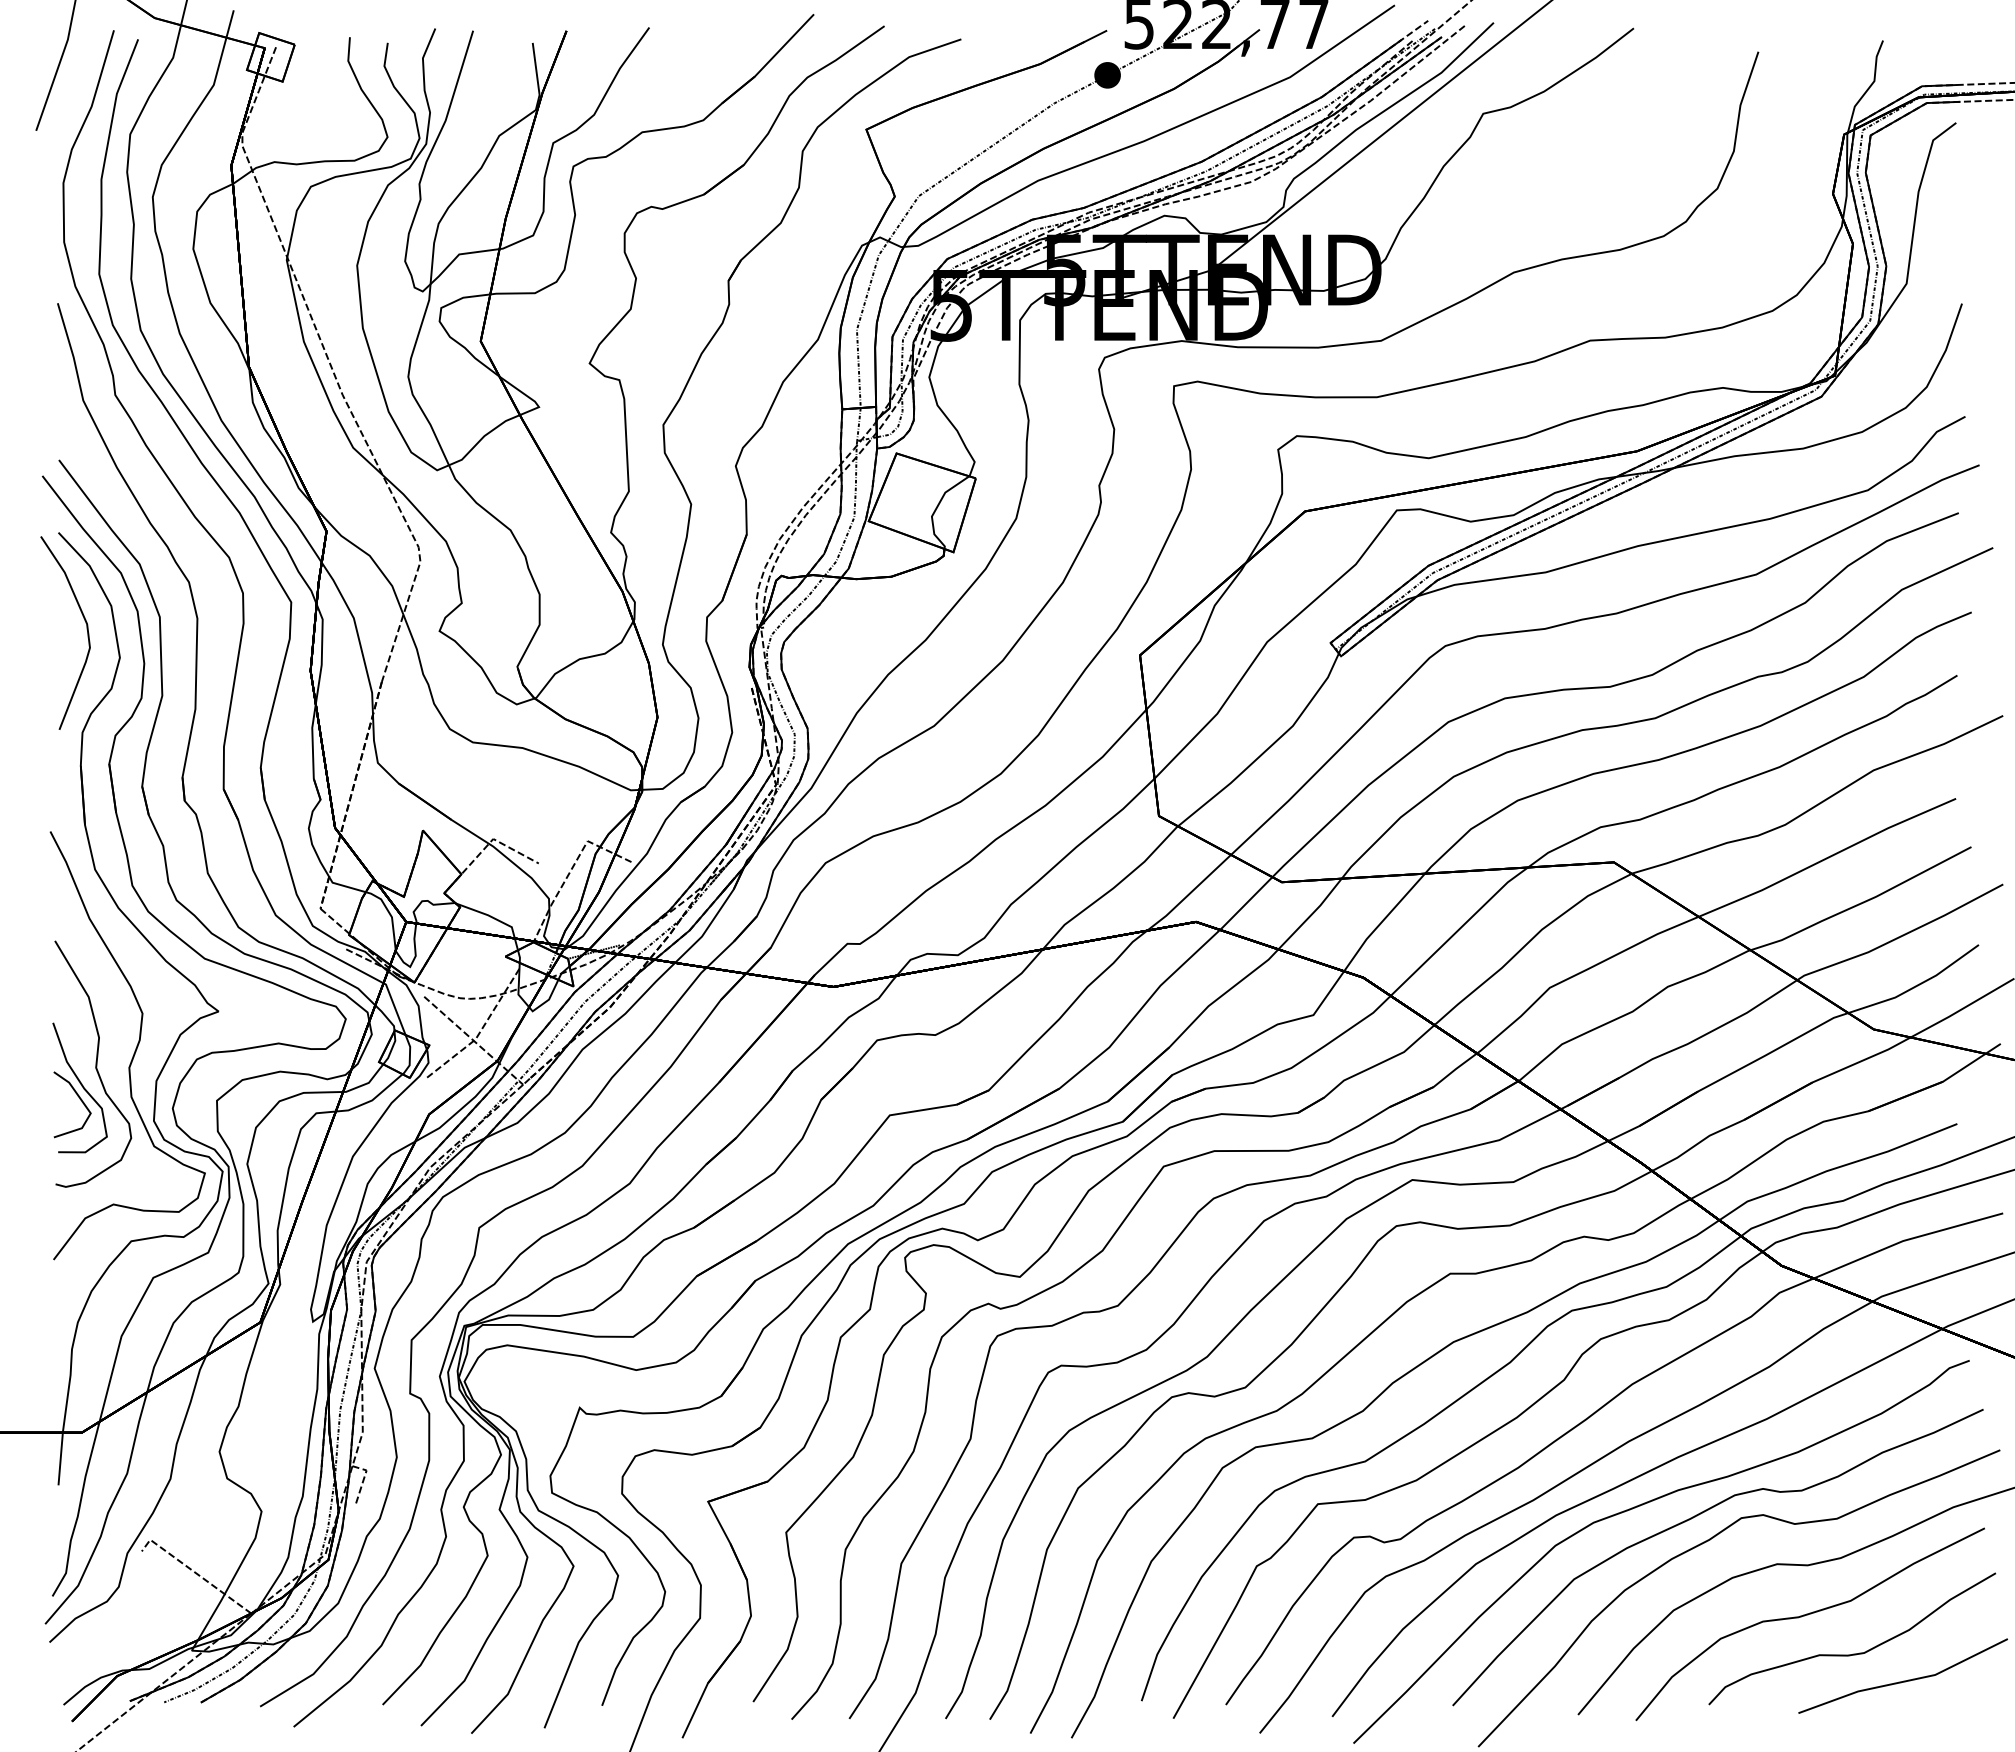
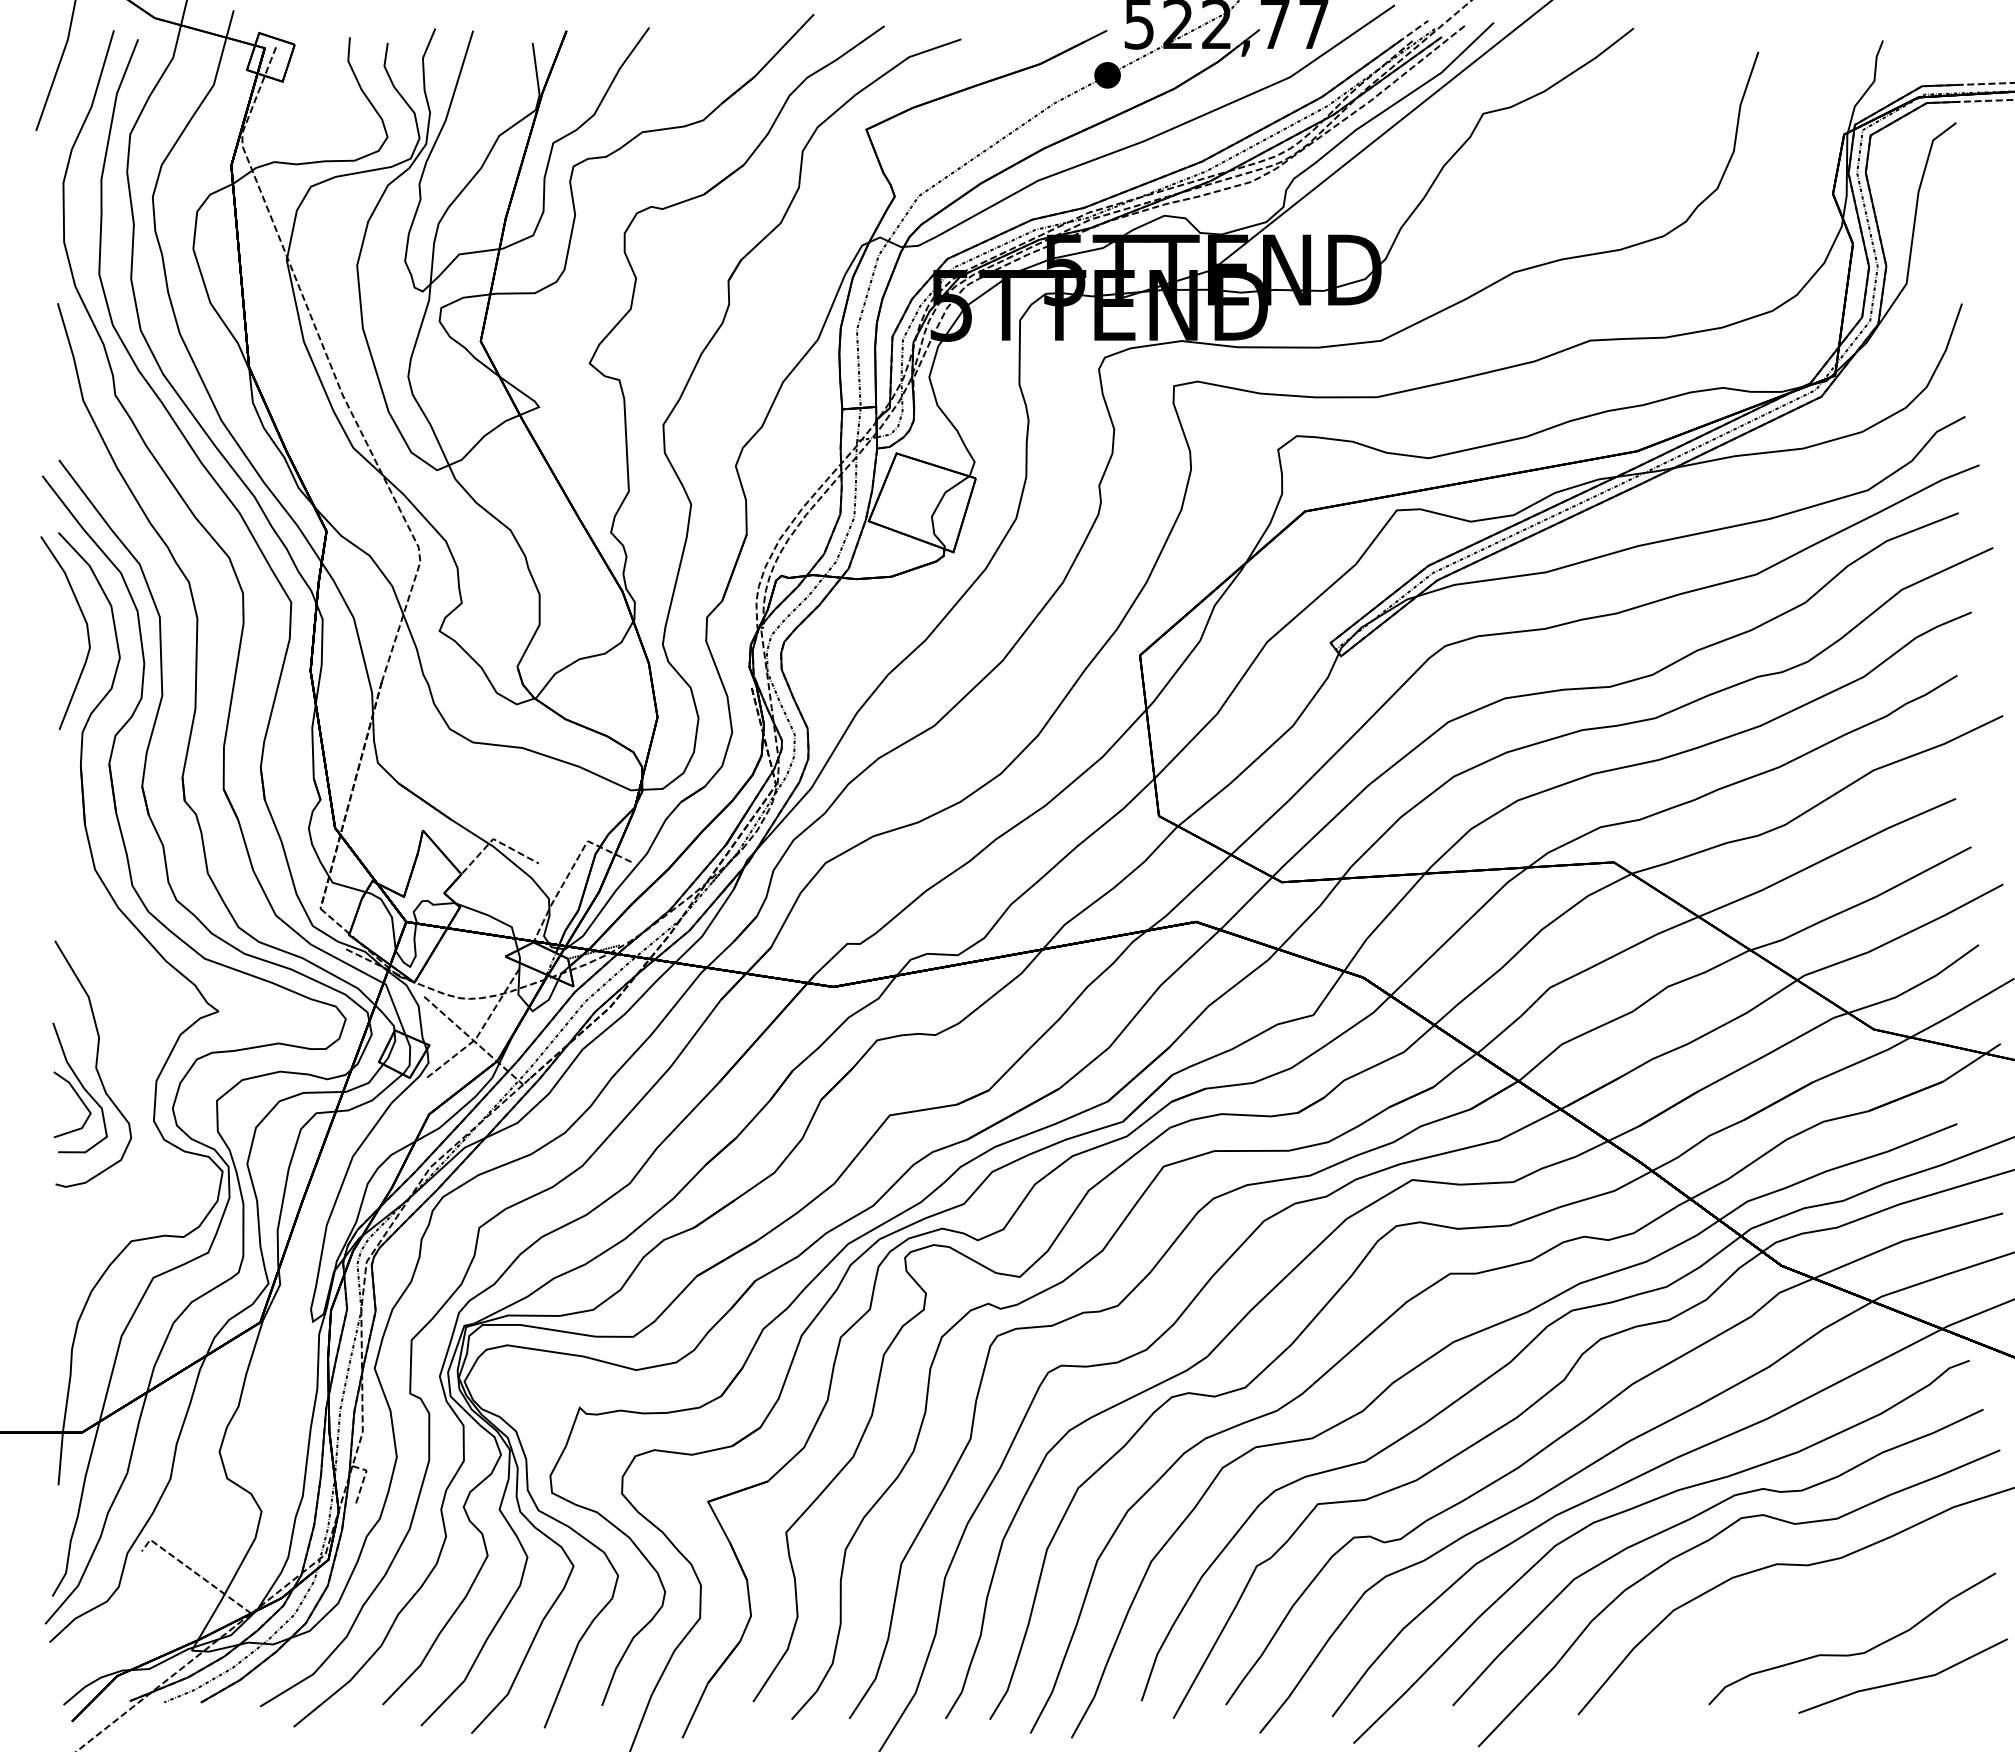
curve: present -> none (135, 1048)
curve: present -> none (1808, 1615)
